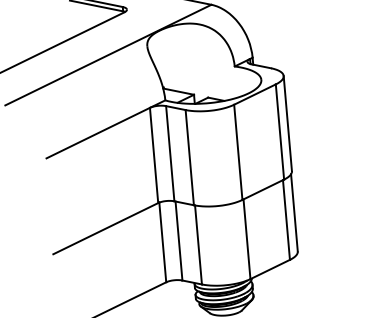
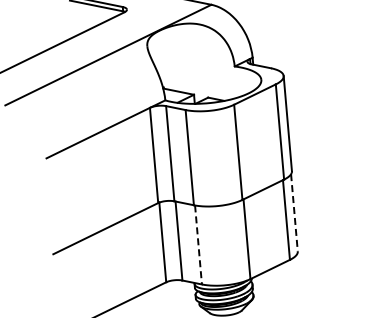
line: solid -> dashed (294, 212)
line: solid -> dashed (198, 244)
